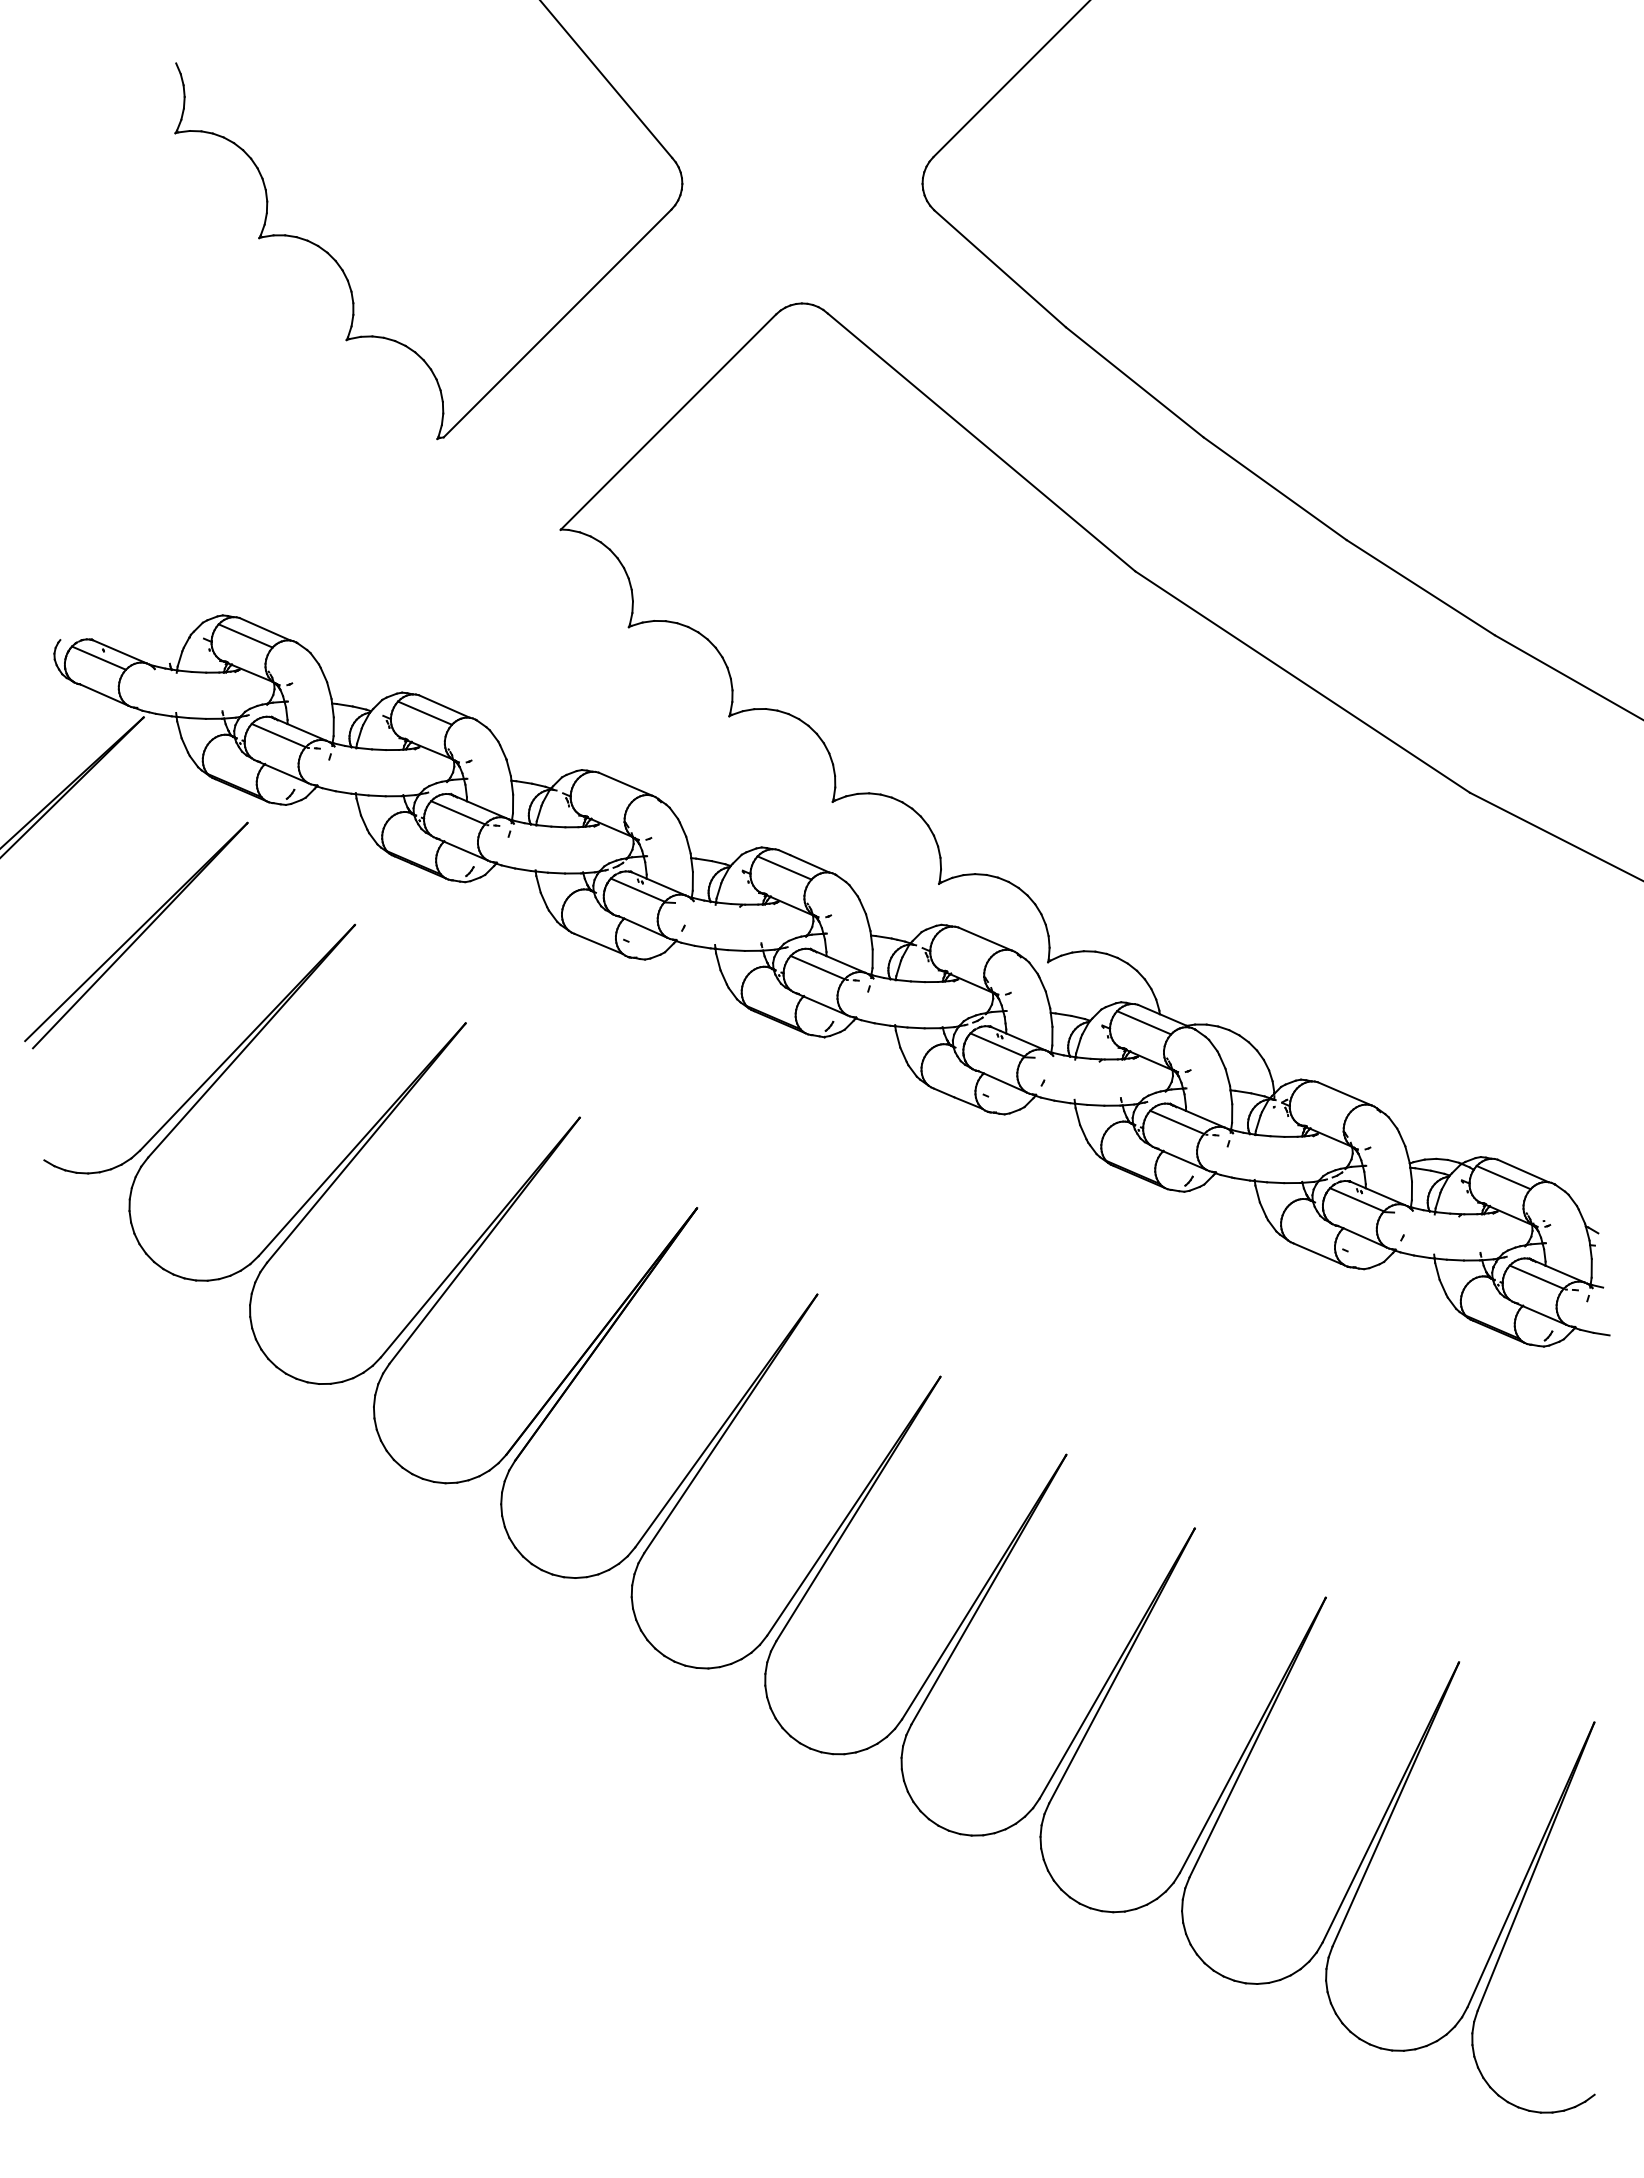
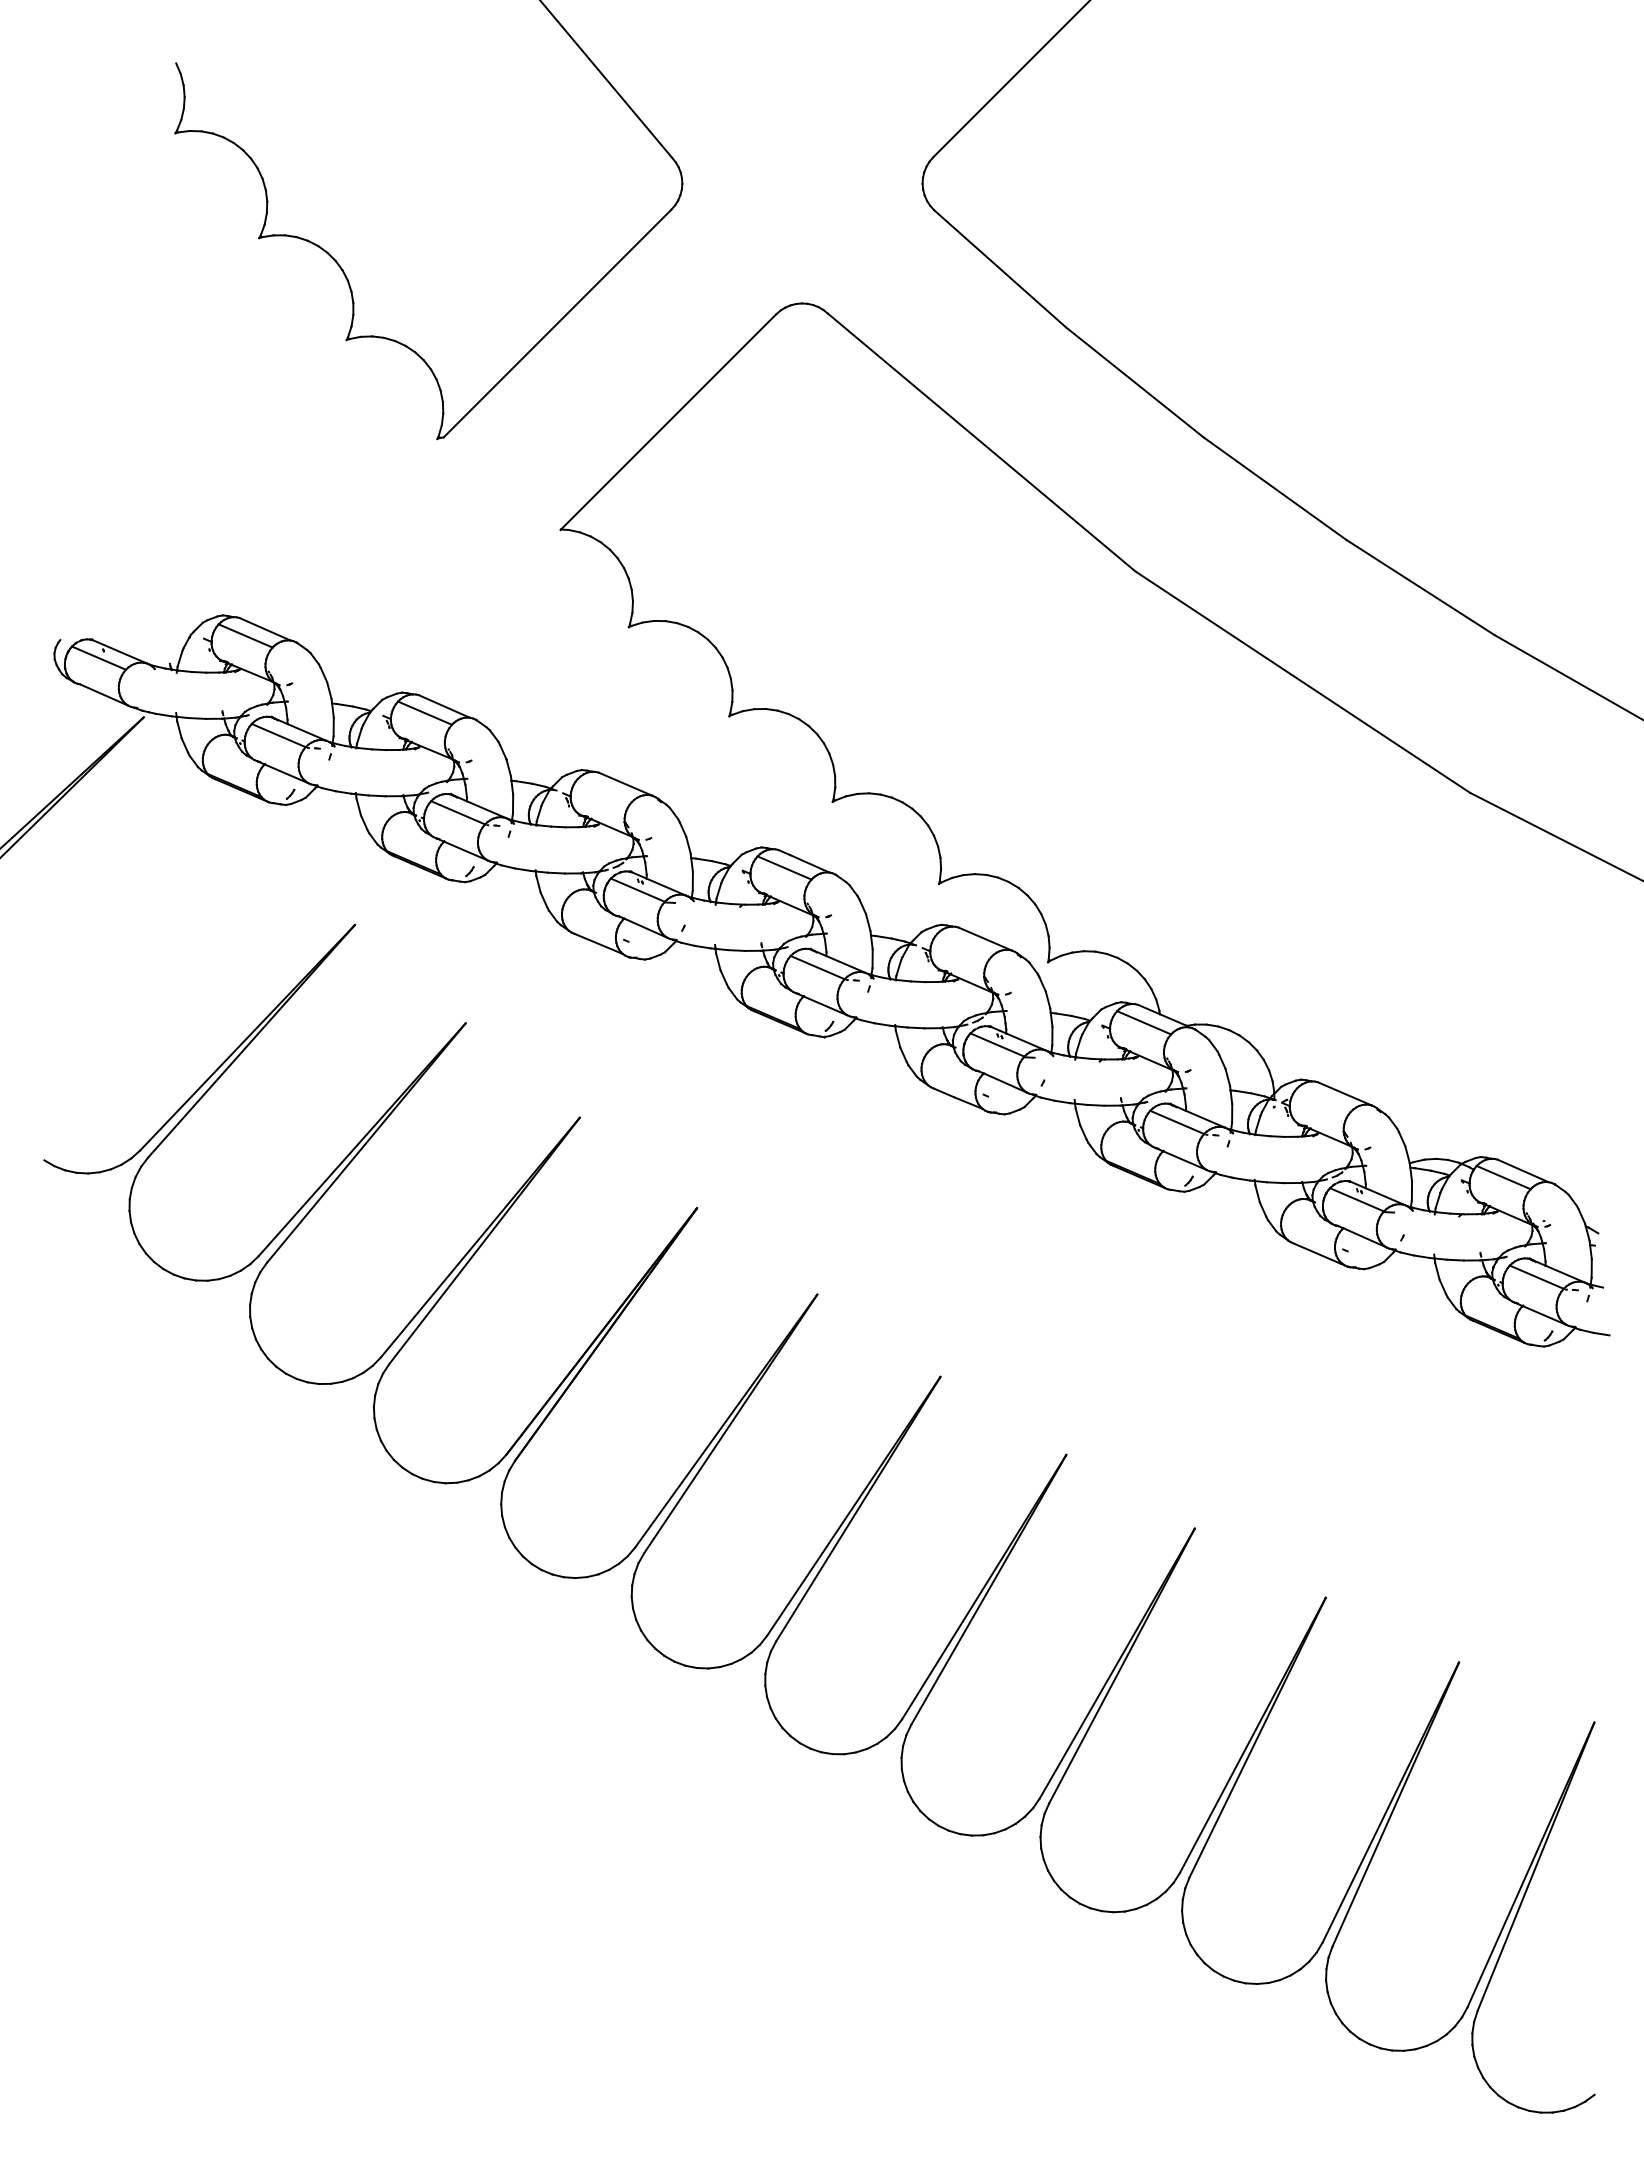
part: present -> none (136, 935)
